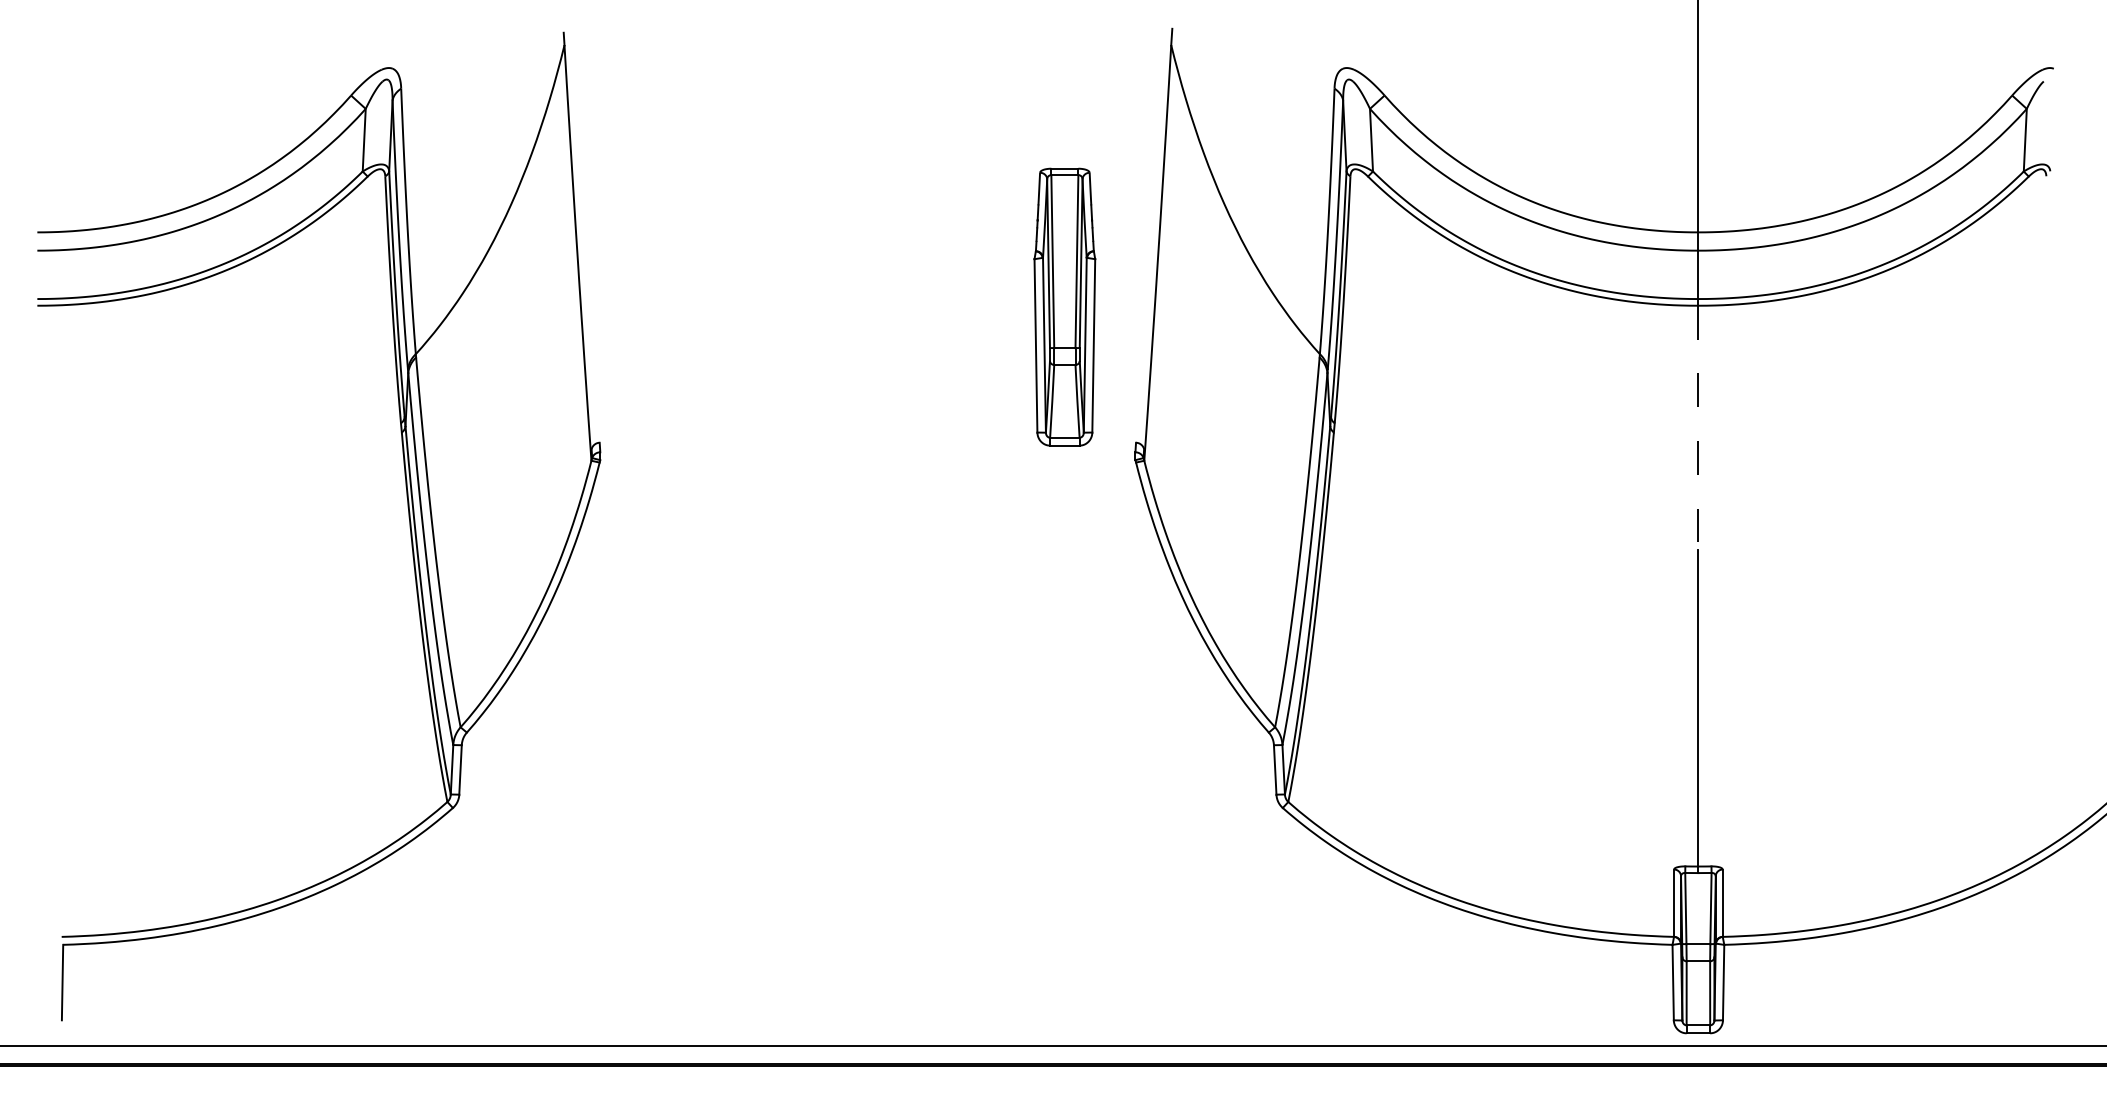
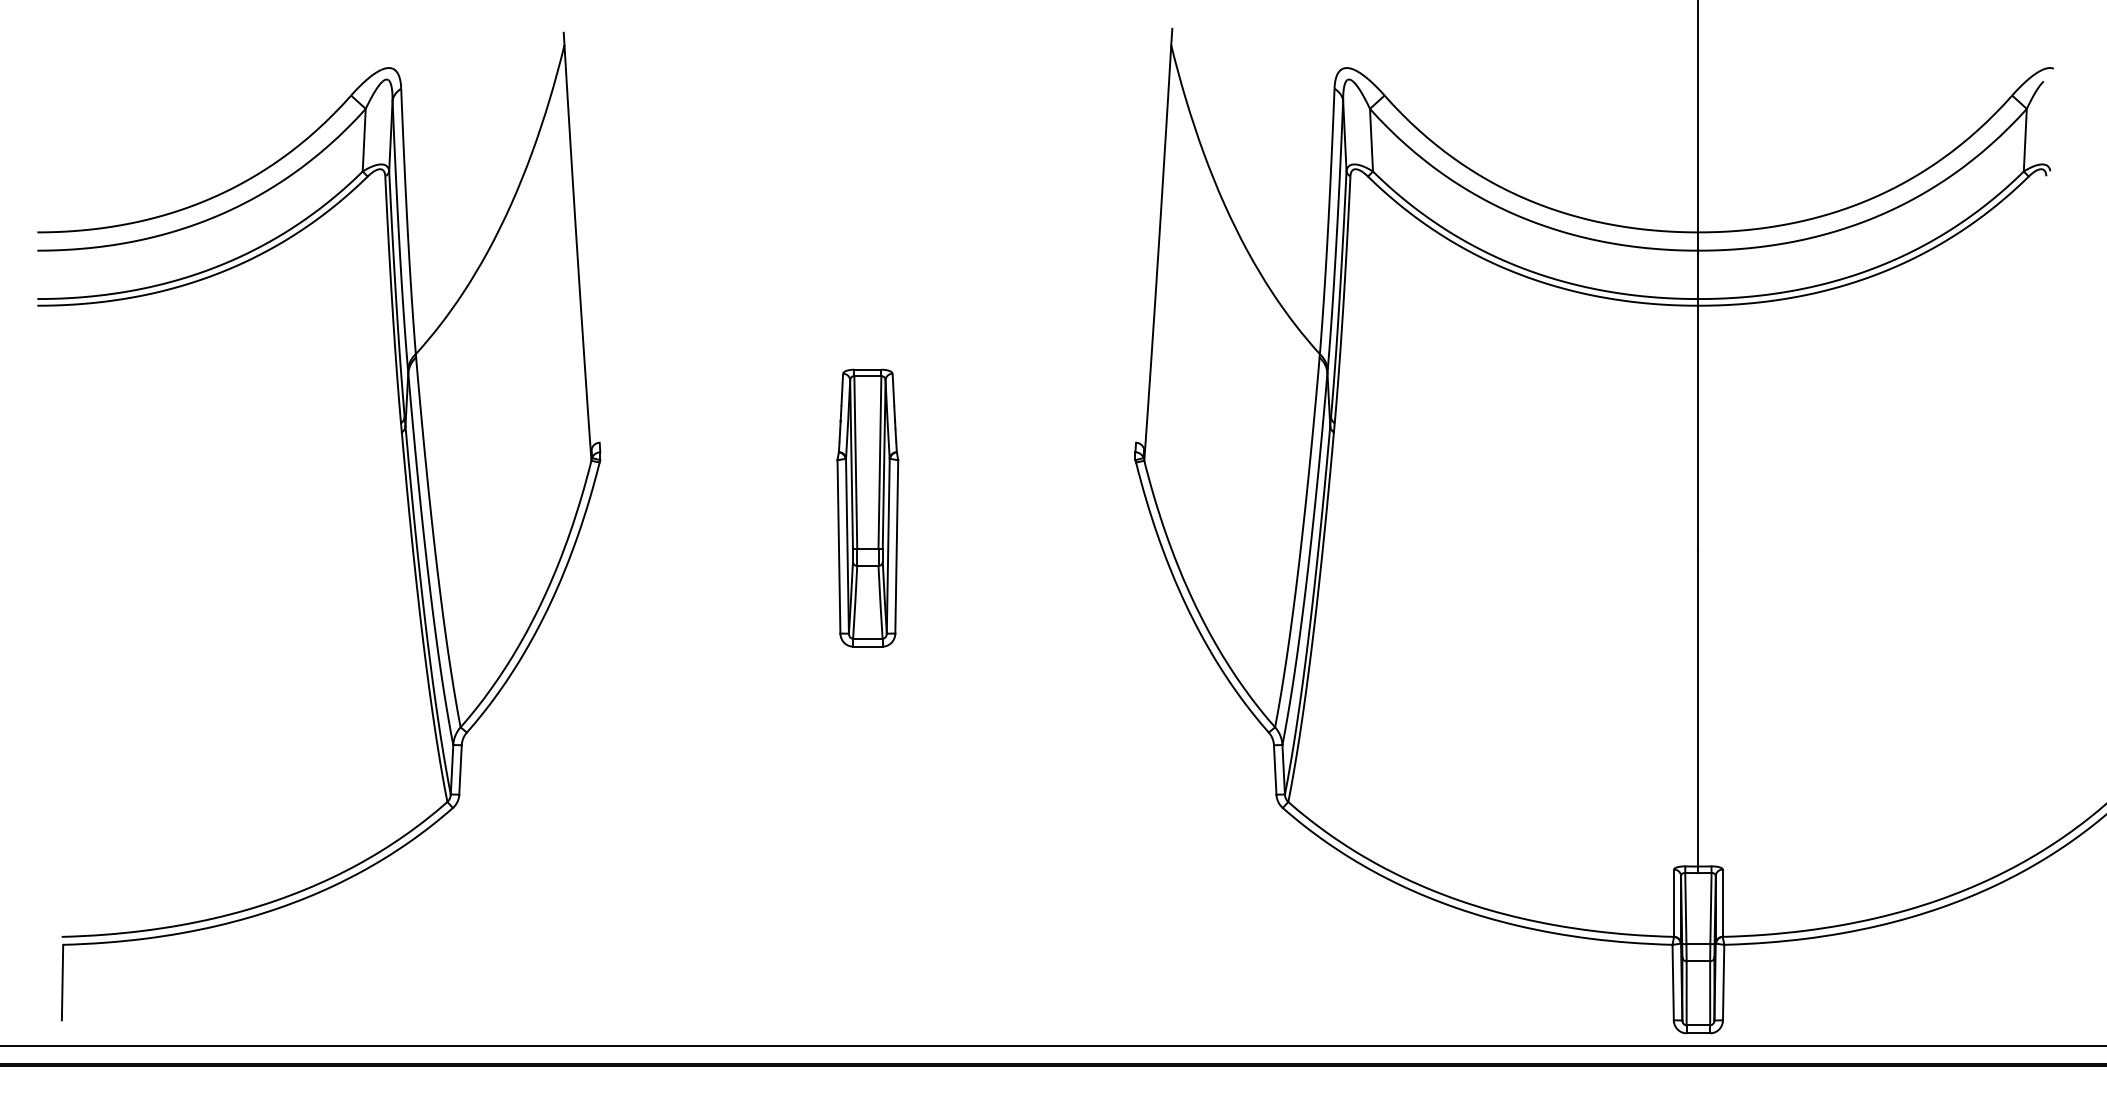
part position: (1064, 306) -> (867, 507) (867, 507)
line: dashed -> solid (1698, 428)
